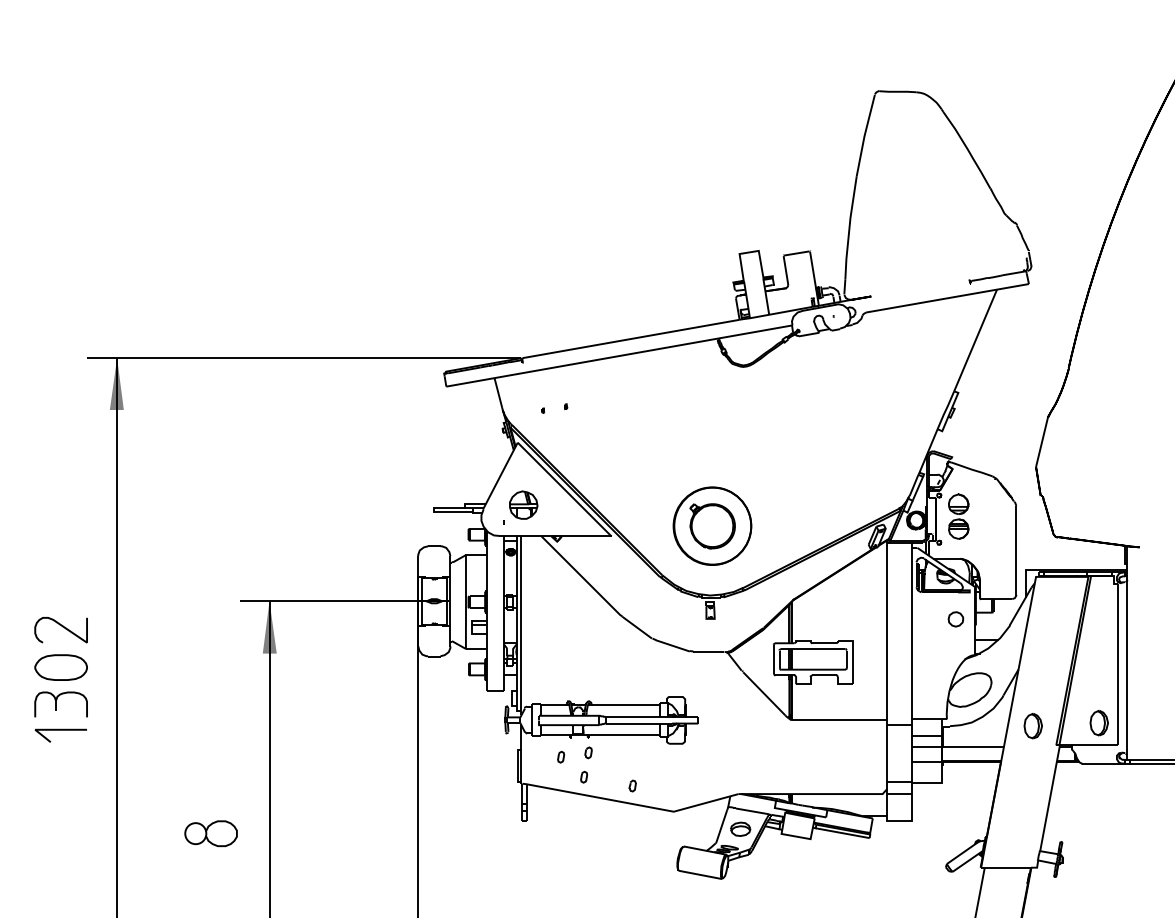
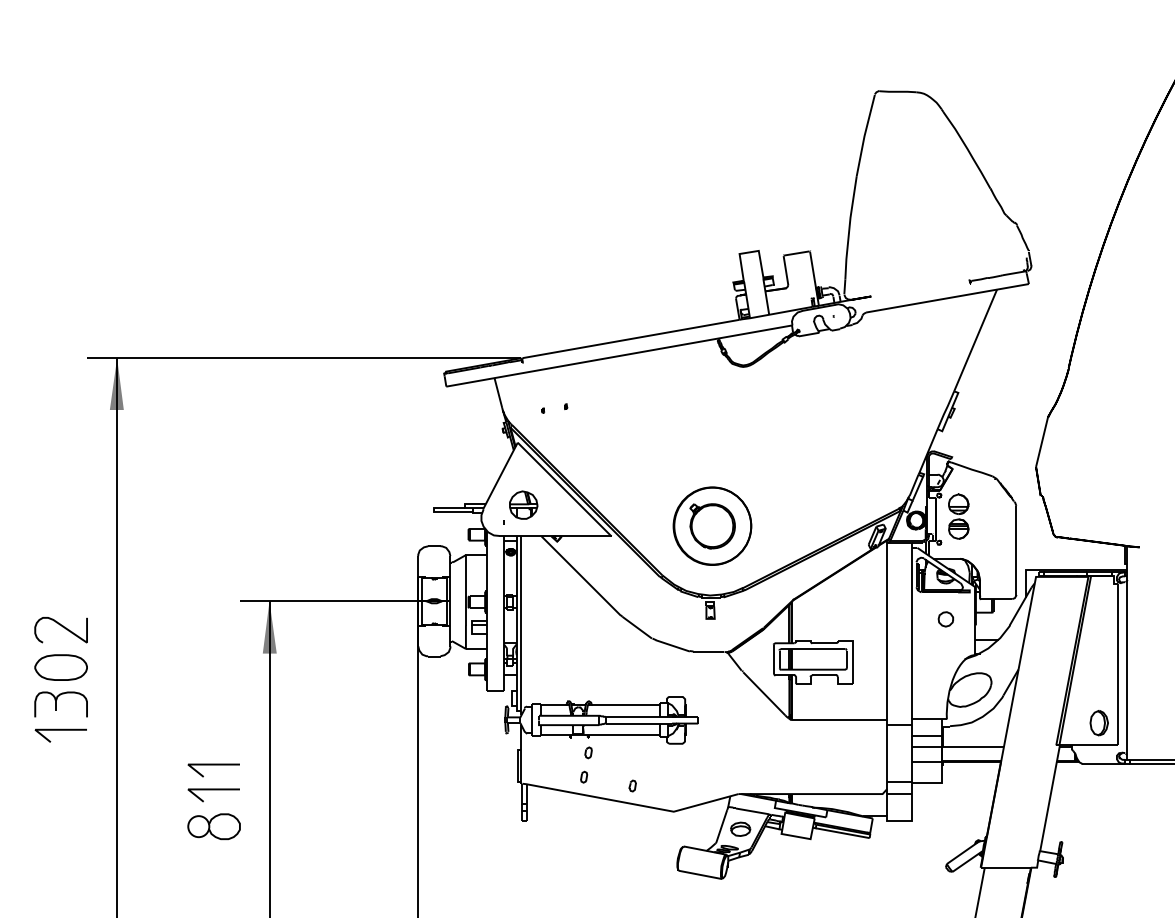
part position: (955, 619) -> (945, 619) (945, 619)
part: present -> none (1032, 726)
part: present -> none (561, 756)
line: none -> present (213, 765)
line: none -> present (213, 790)
part position: (210, 833) -> (213, 826) (213, 826)
